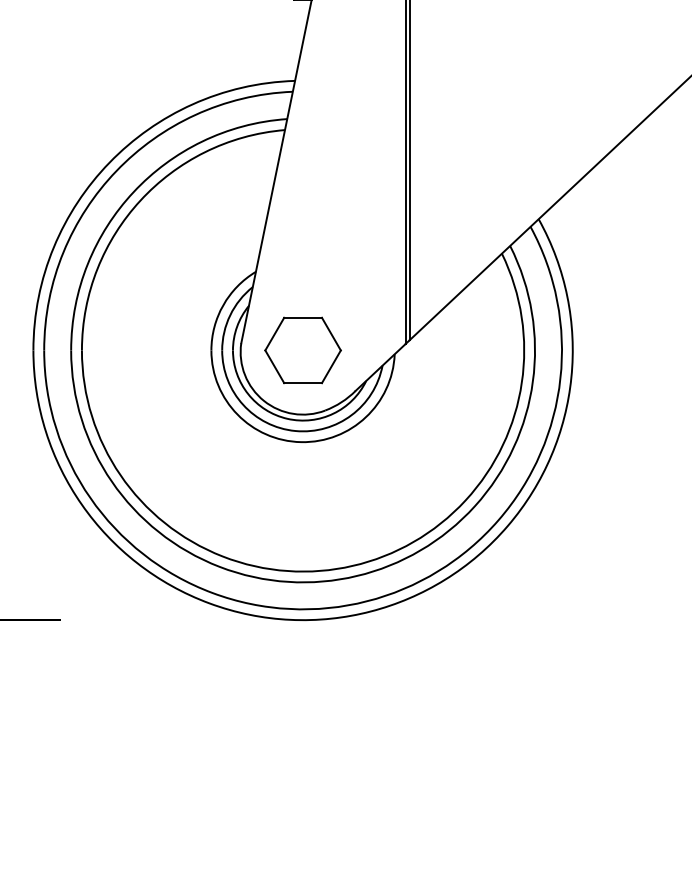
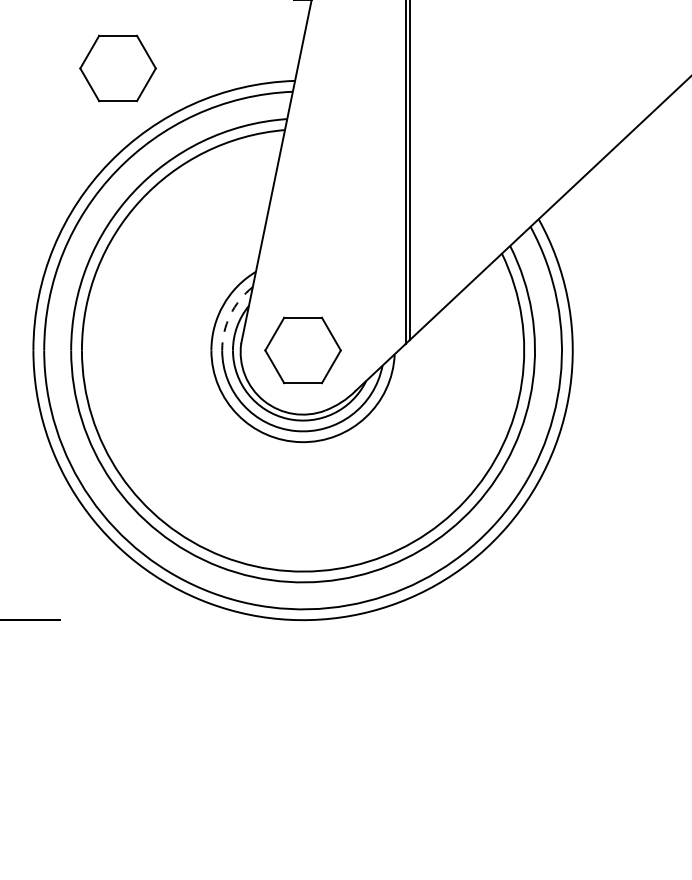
part: none -> present (117, 68)
arc: solid -> dashed (230, 315)
